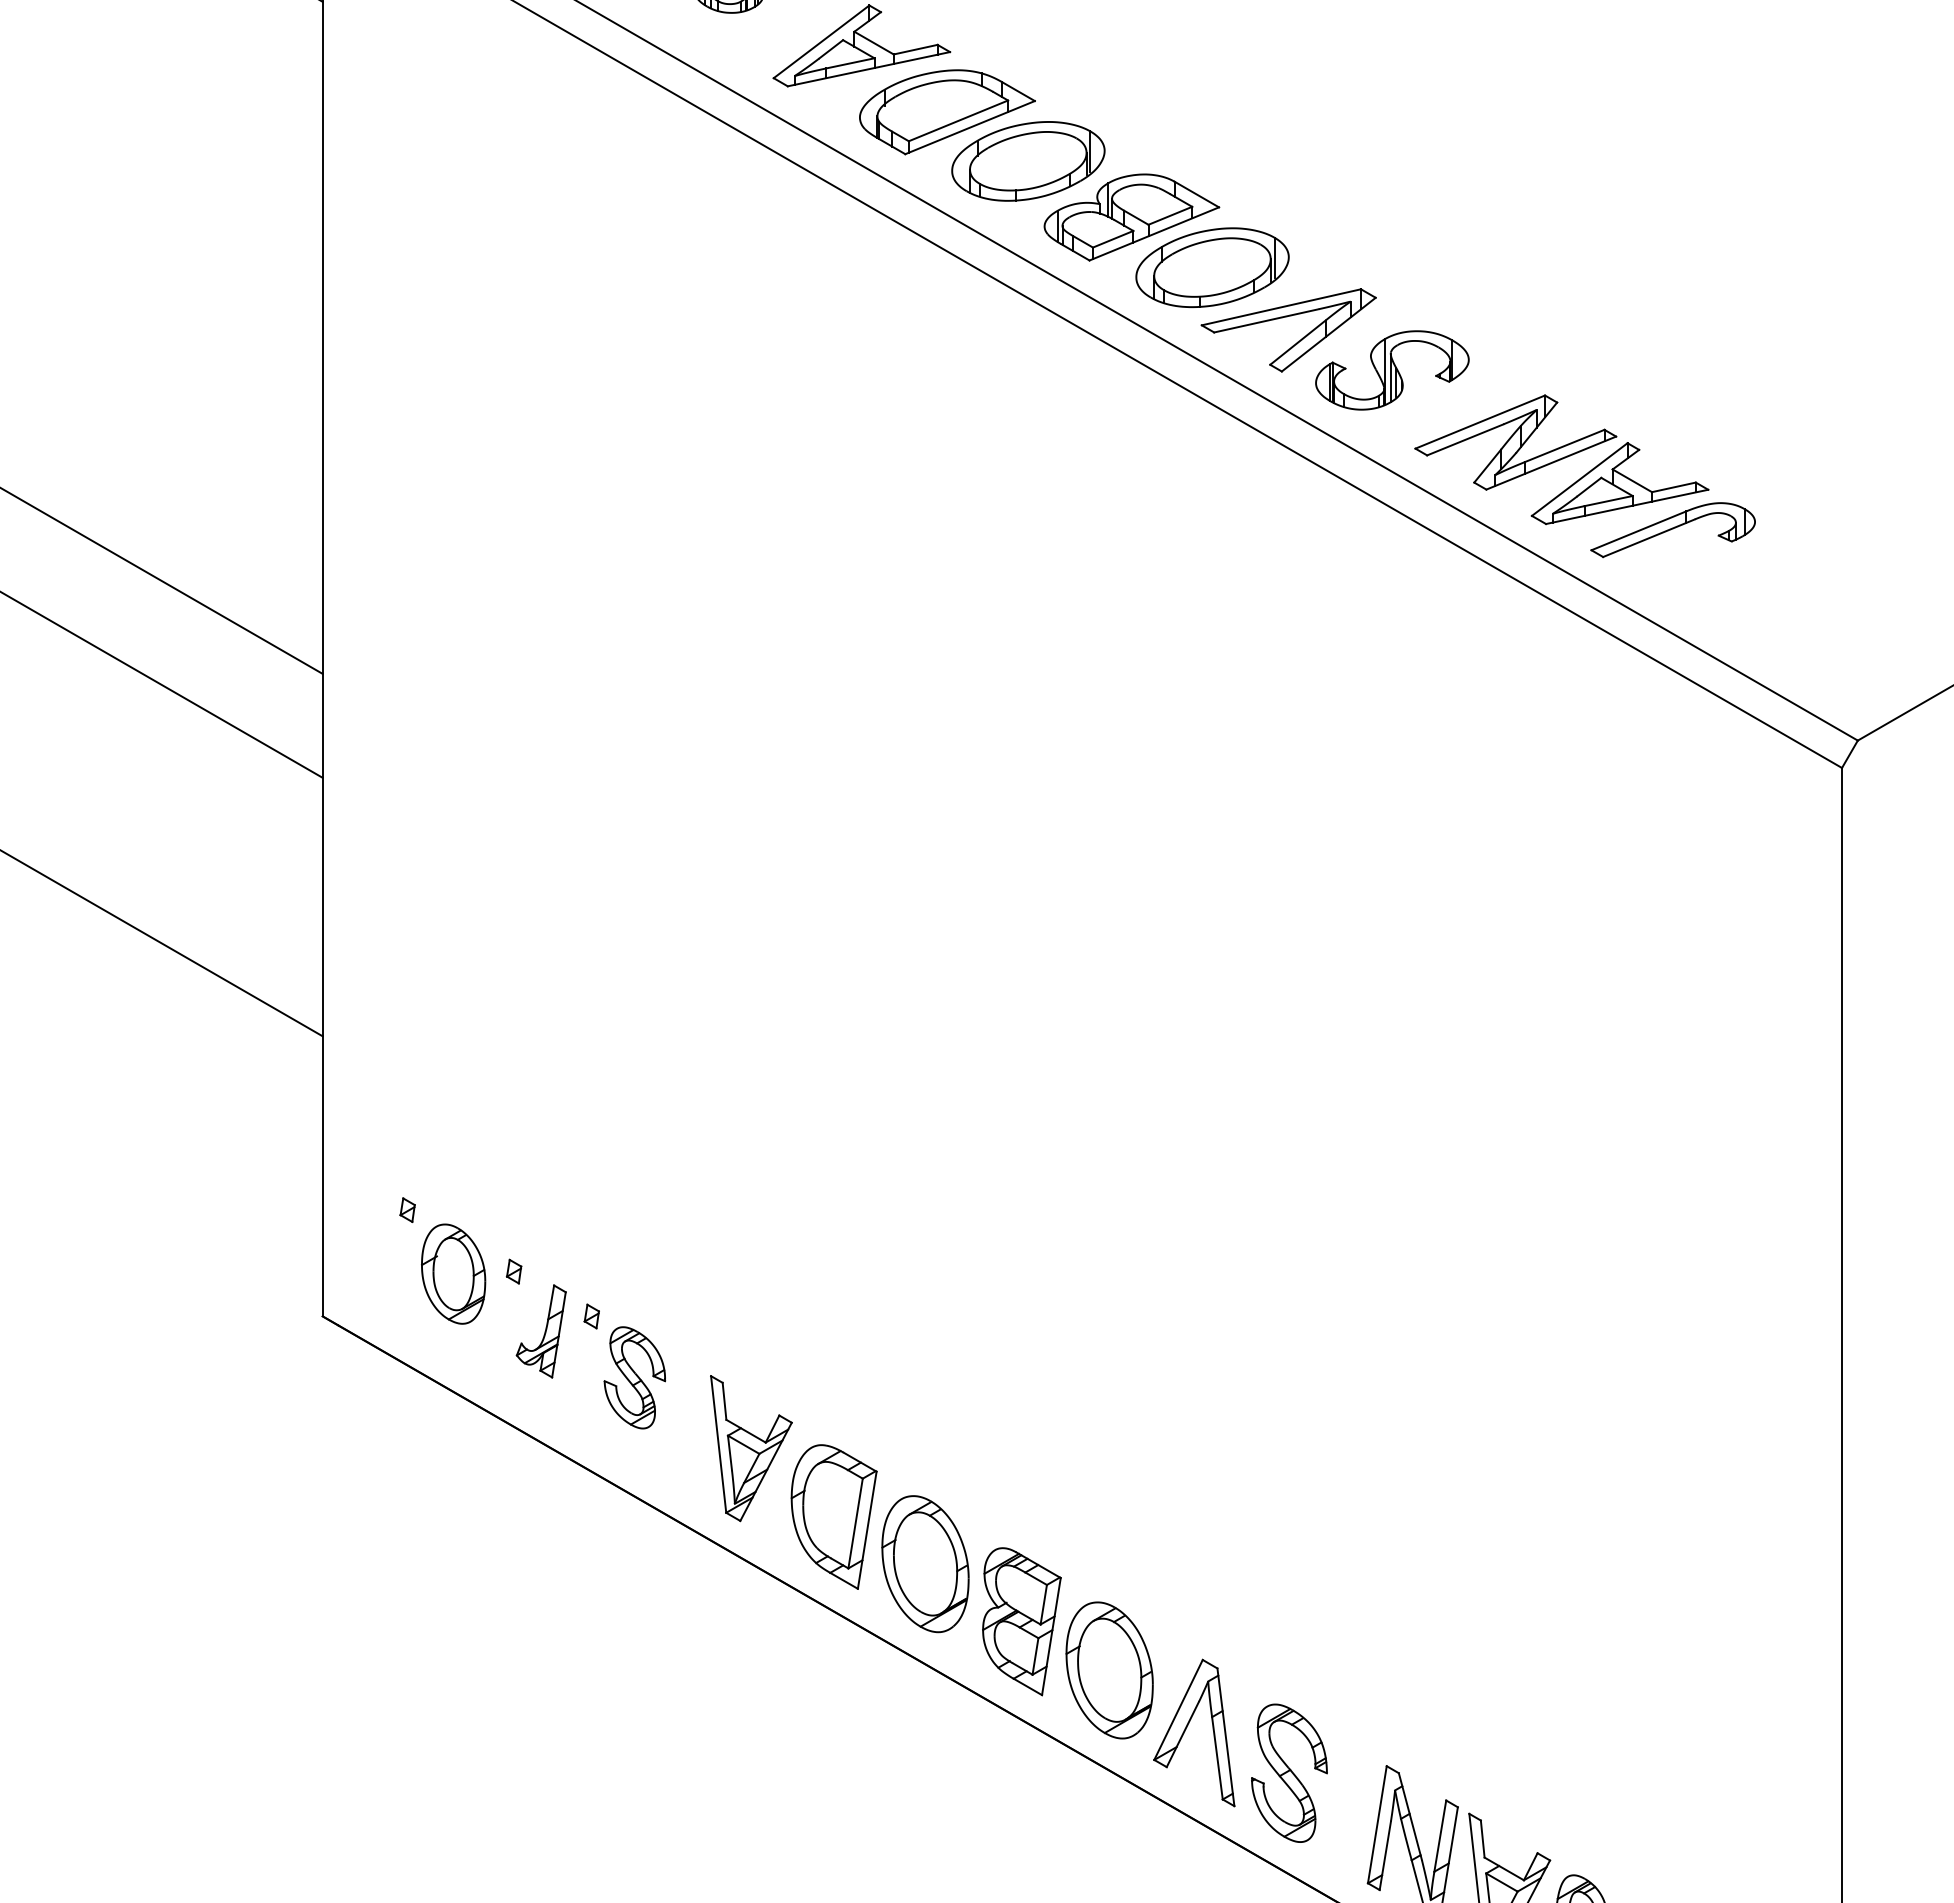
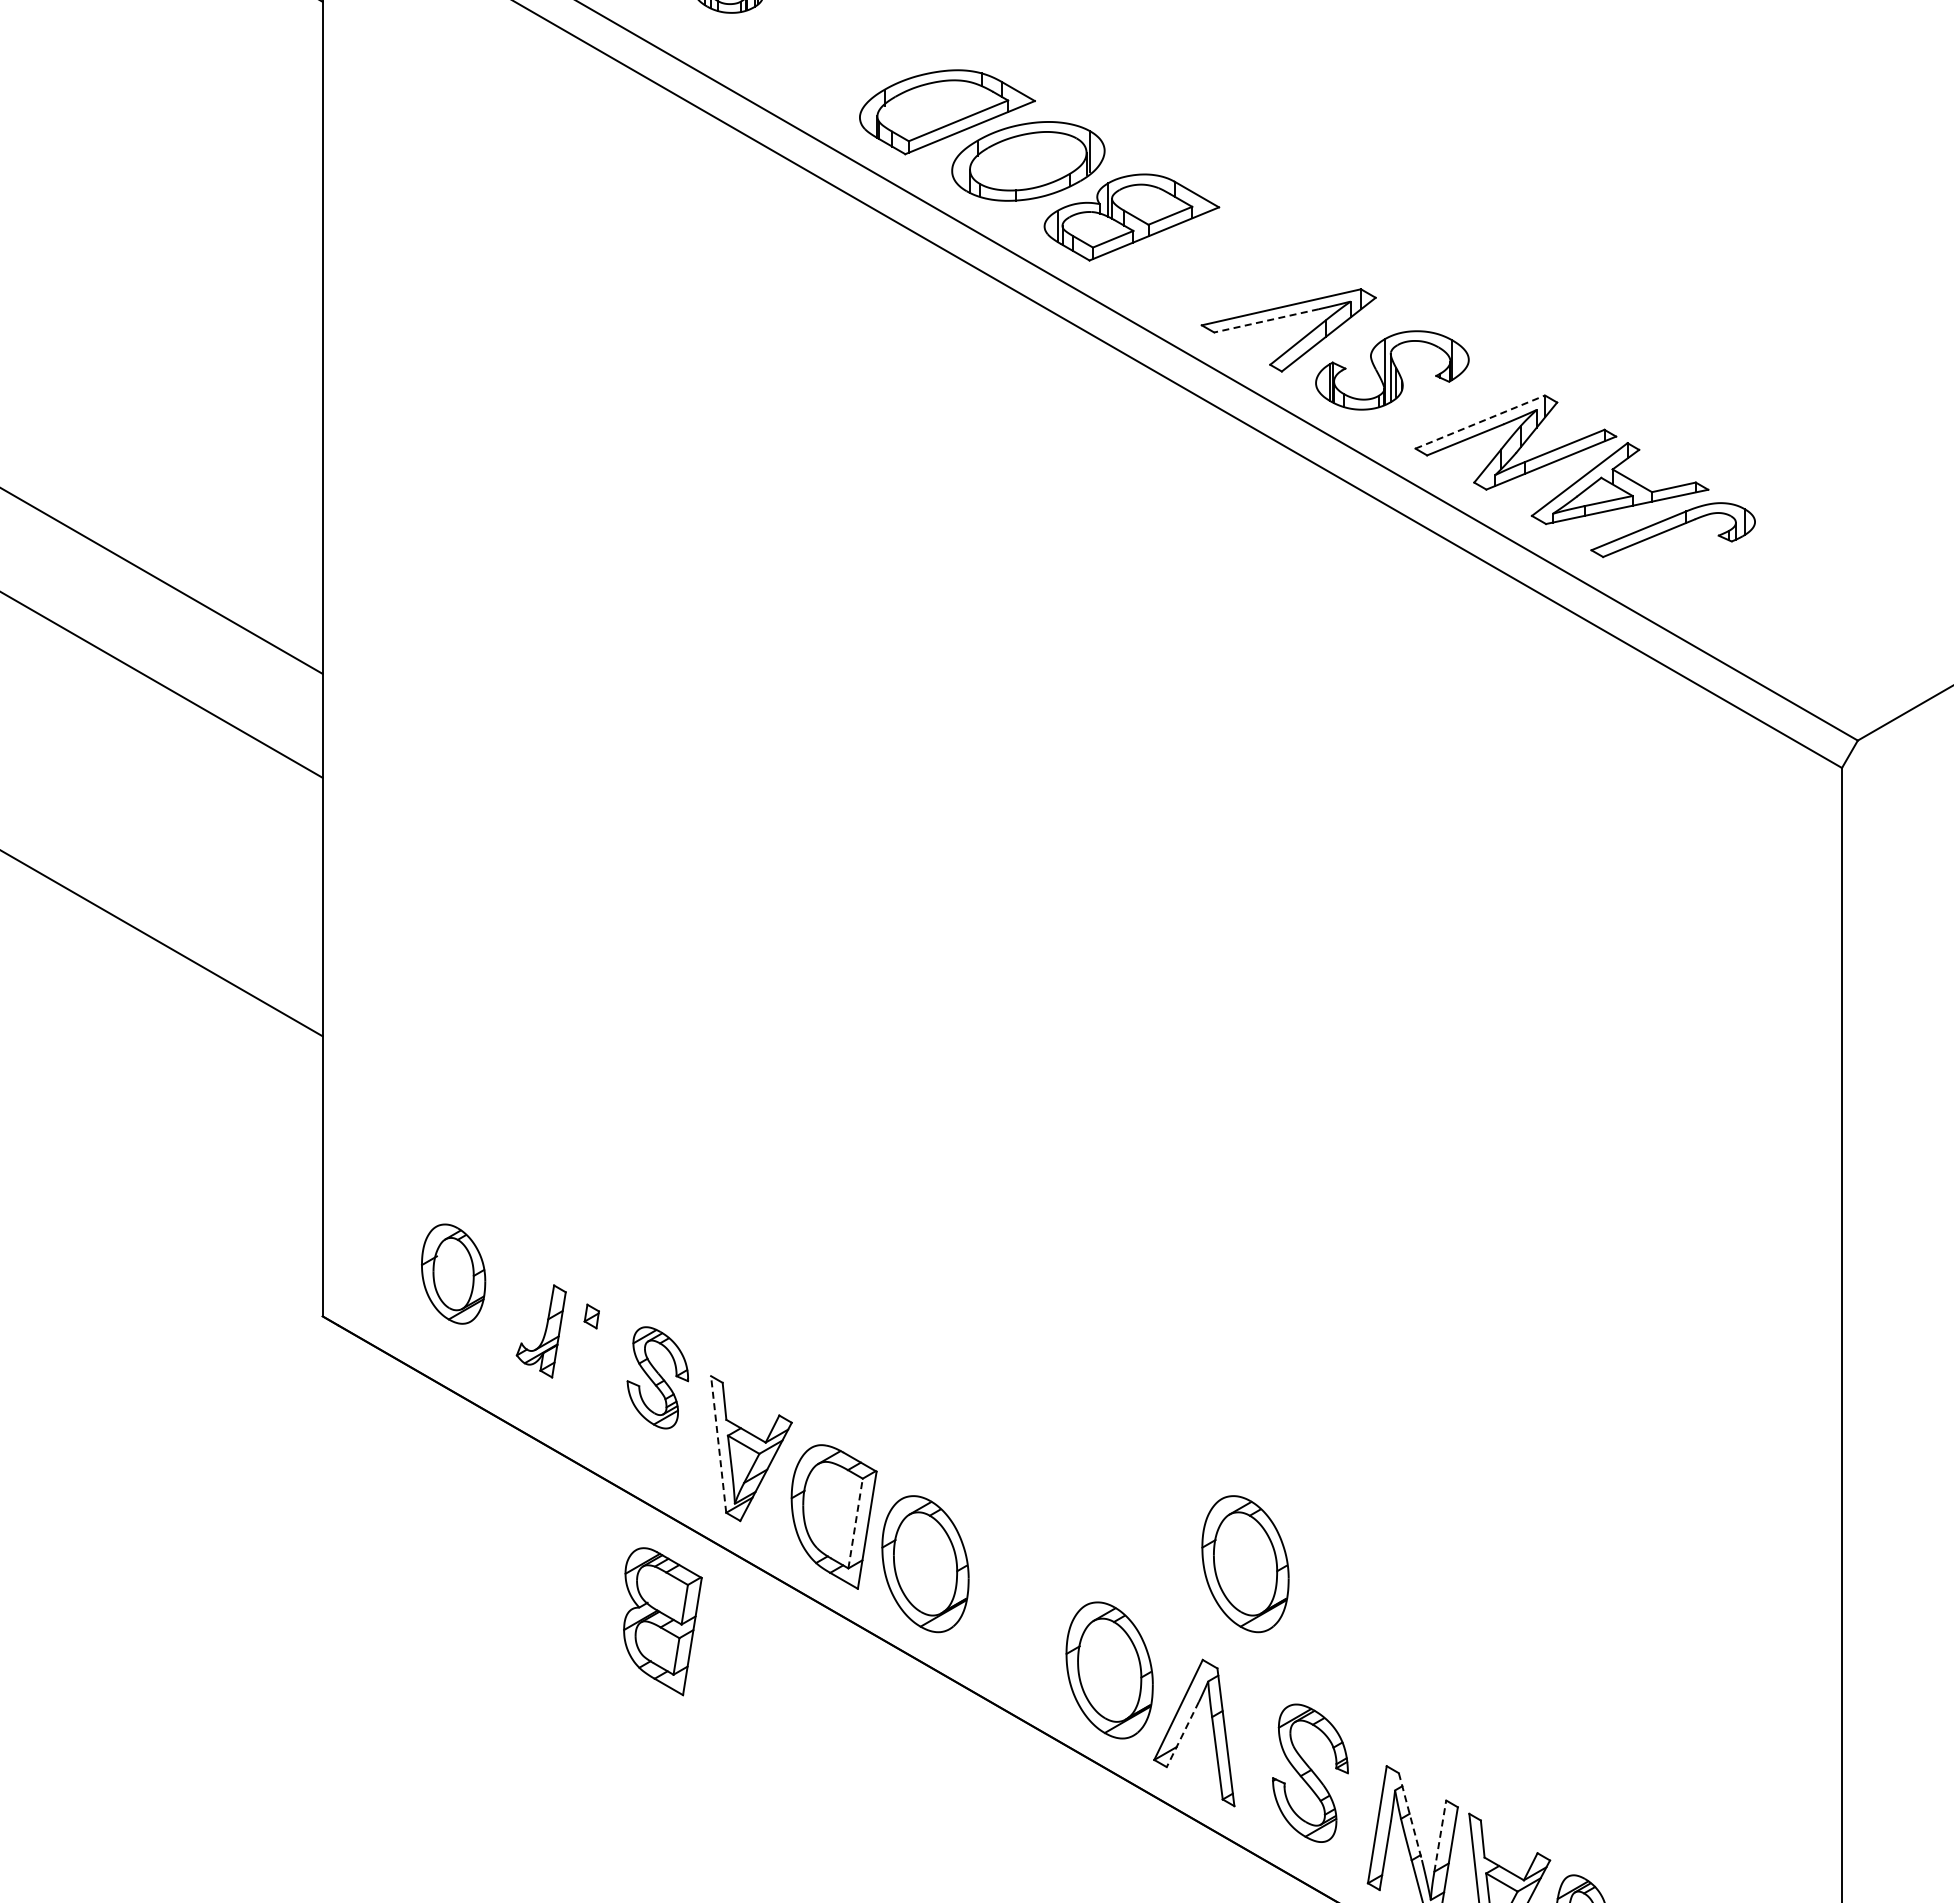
part: present -> none (861, 45)
part: present -> none (1212, 267)
line: solid -> dashed (1266, 320)
line: solid -> dashed (1480, 421)
part: present -> none (407, 1209)
part: present -> none (513, 1271)
part position: (634, 1377) -> (657, 1377) (657, 1377)
line: solid -> dashed (718, 1444)
line: solid -> dashed (855, 1523)
part: none -> present (1245, 1564)
part position: (1021, 1621) -> (662, 1621) (662, 1621)
line: solid -> dashed (1182, 1735)
part position: (1289, 1772) -> (1310, 1772) (1310, 1772)
line: solid -> dashed (1410, 1816)
line: solid -> dashed (1440, 1835)
